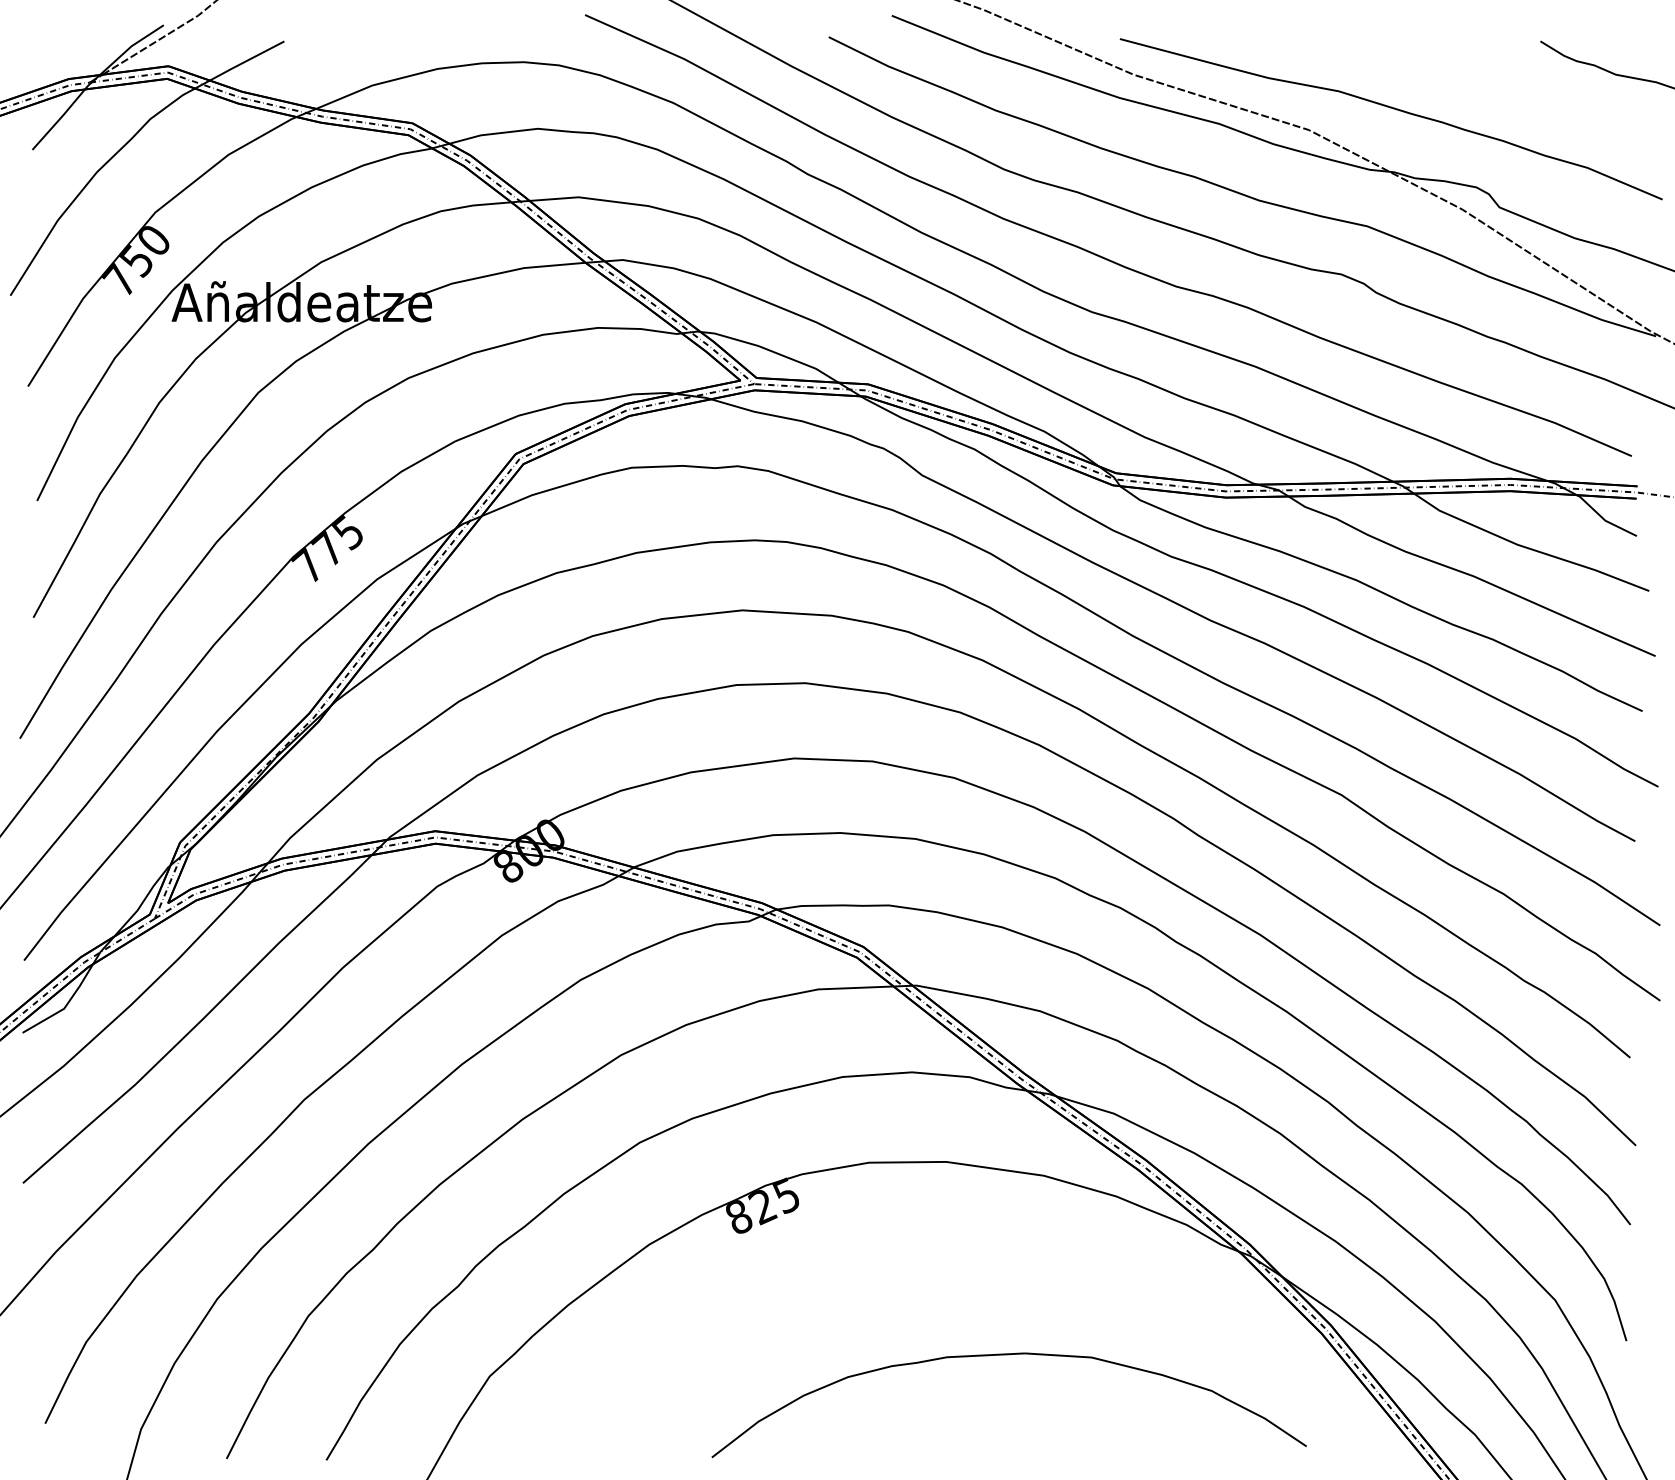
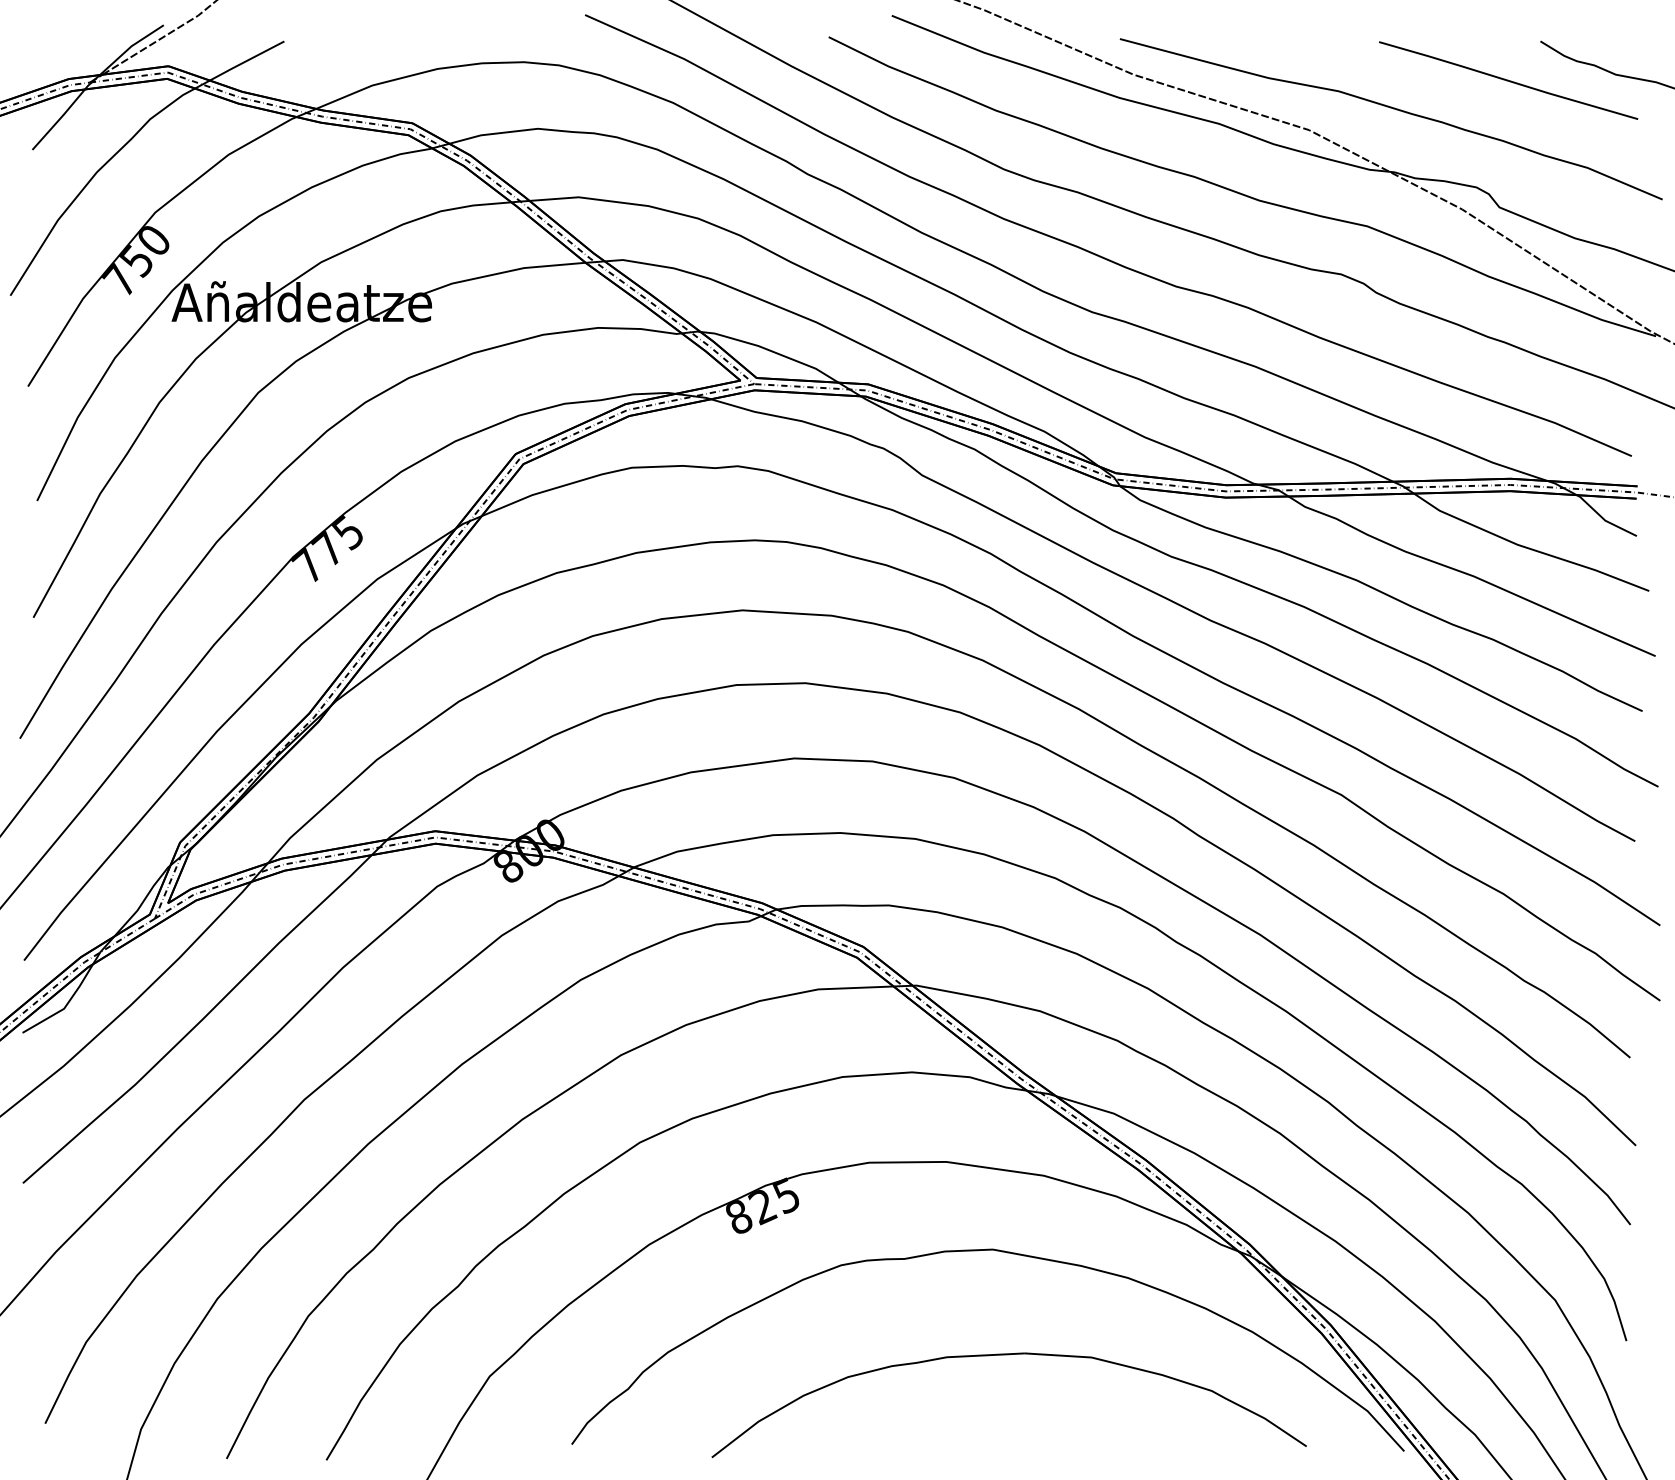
line: none -> present (1508, 80)
part: none -> present (1001, 1252)
